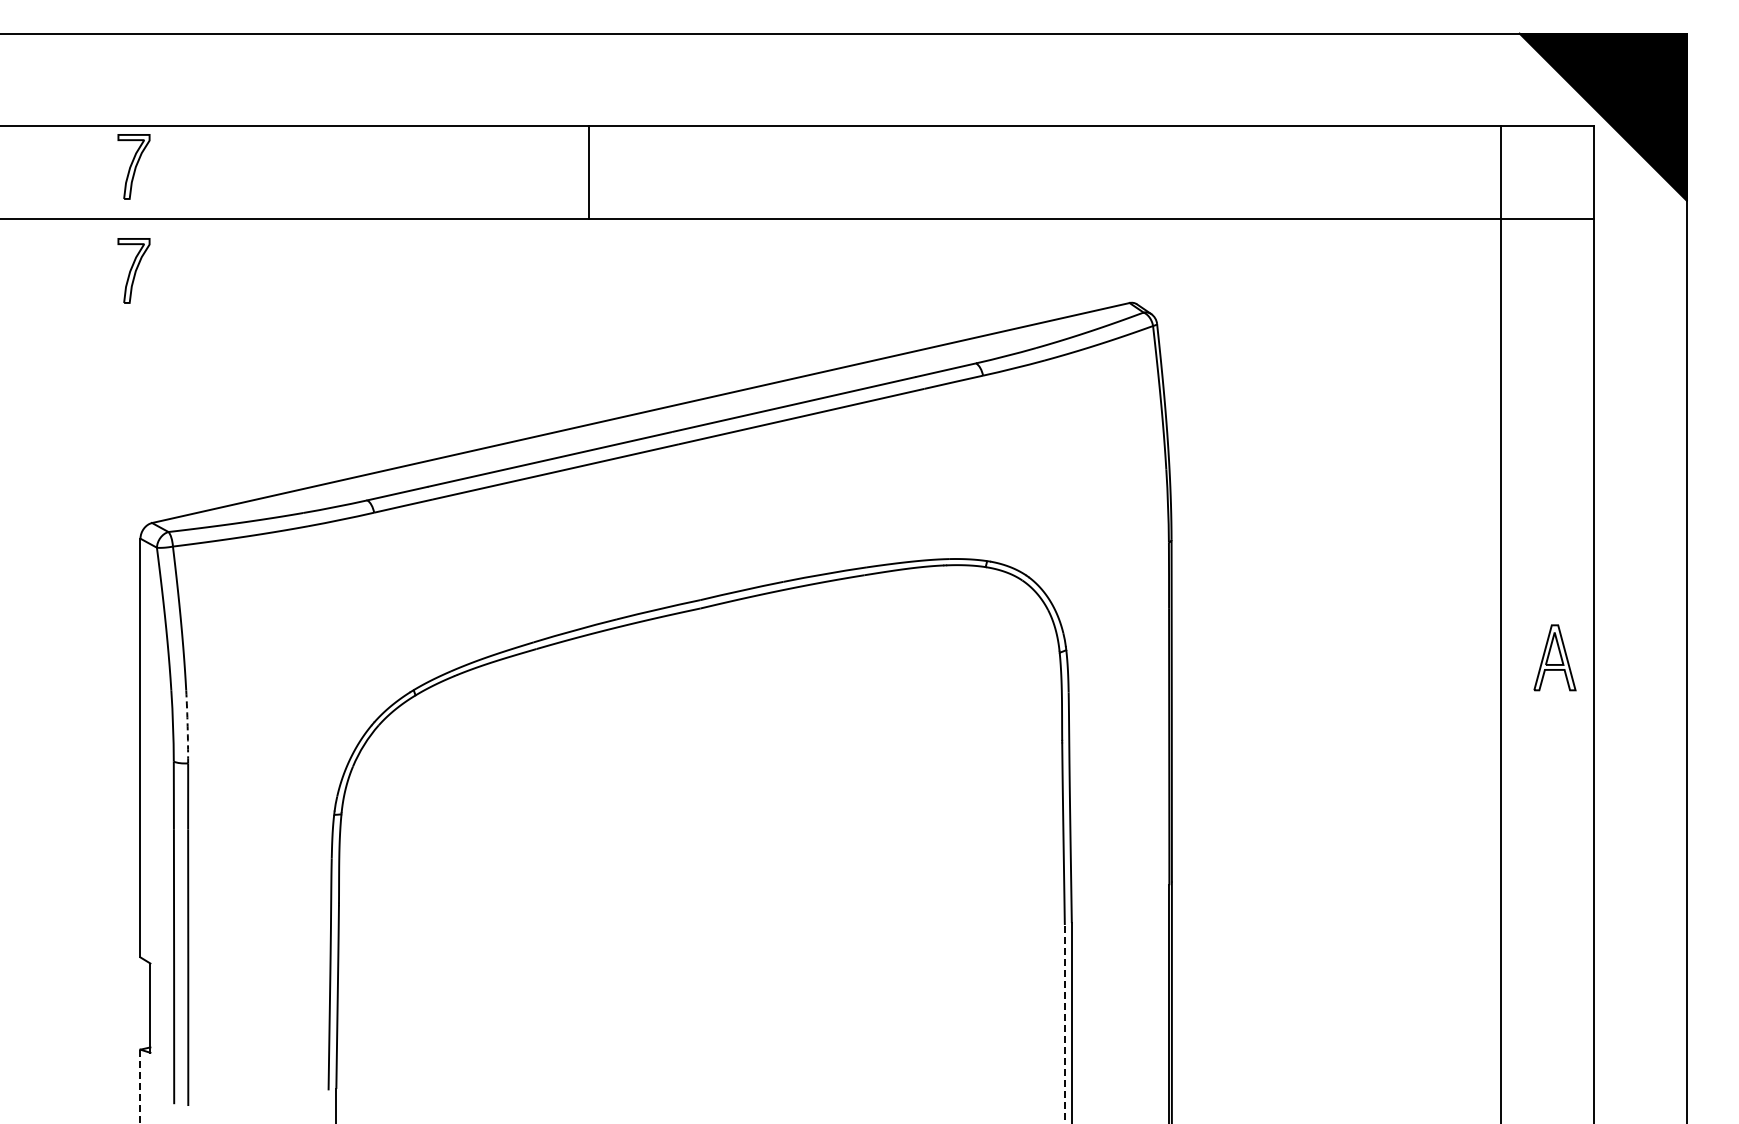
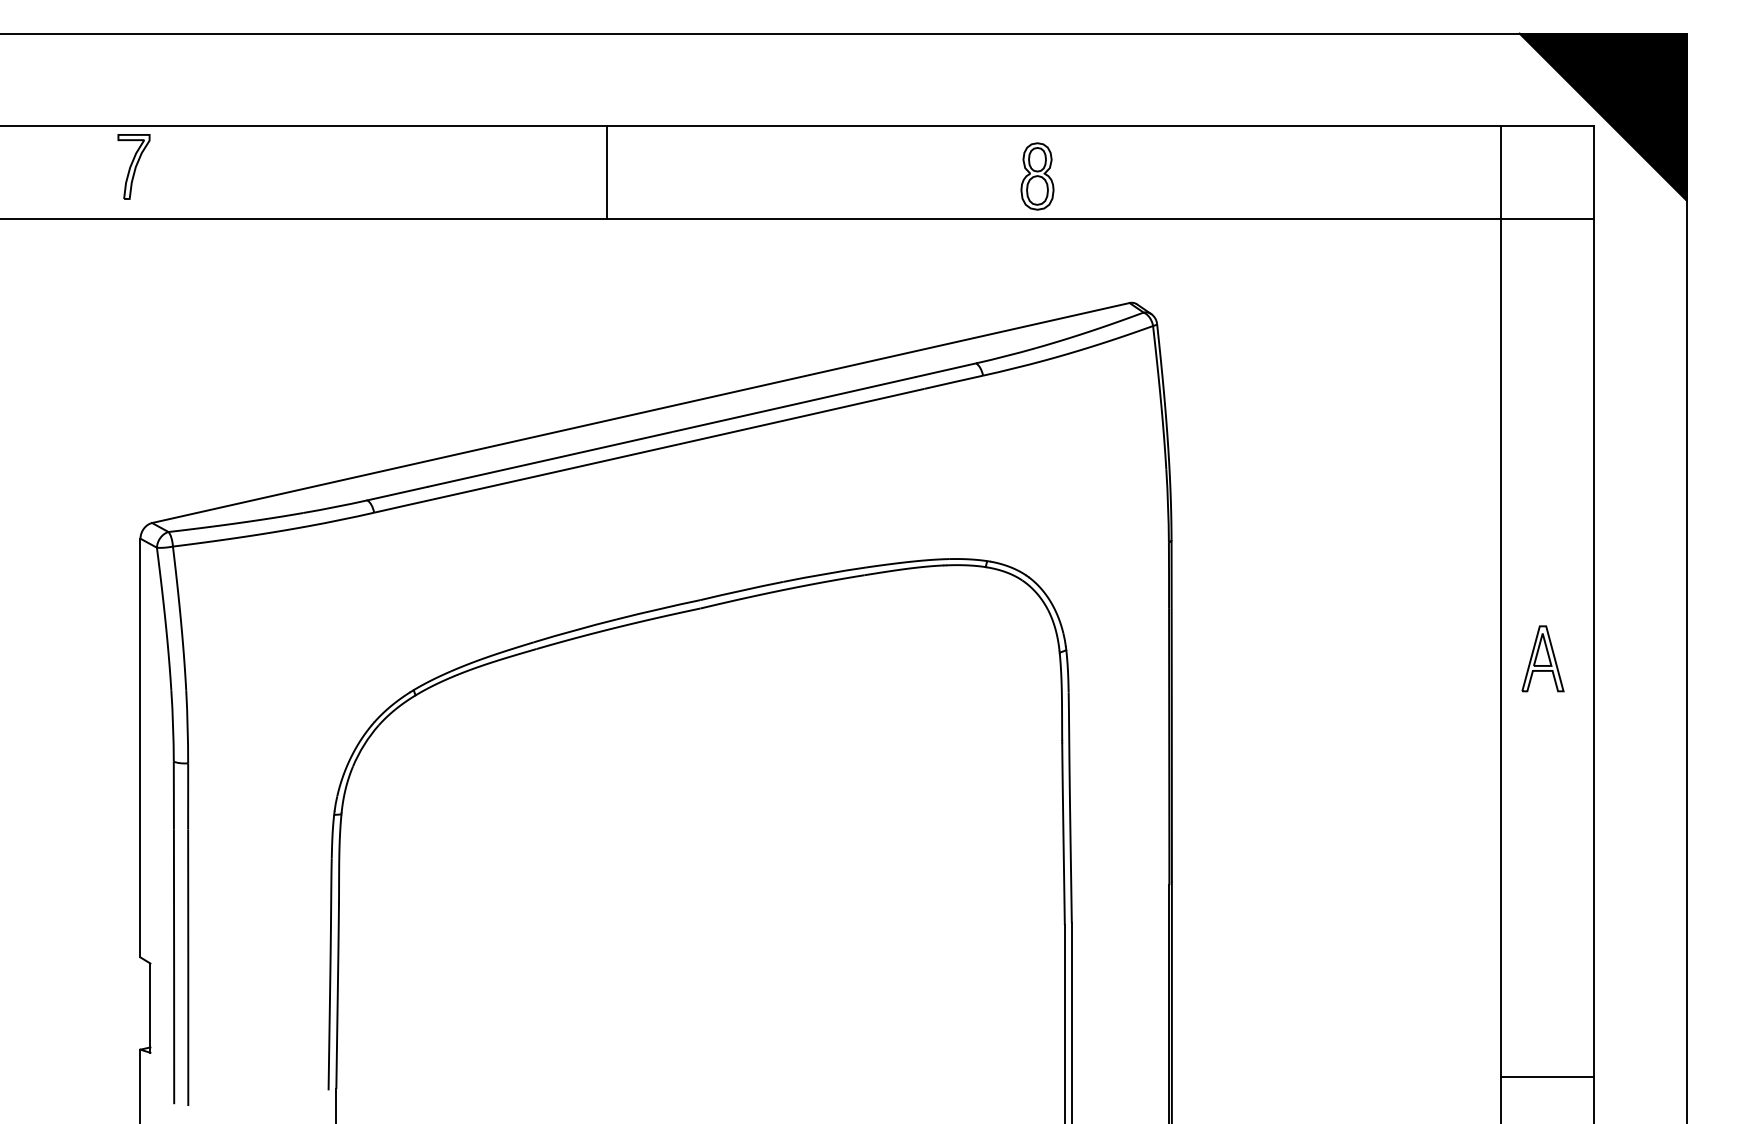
line position: (589, 172) -> (607, 172) (607, 172)
part: none -> present (1037, 176)
part: present -> none (133, 270)
part position: (1554, 657) -> (1542, 658) (1542, 658)
arc: dashed -> solid (187, 726)
line: dashed -> solid (1064, 1023)
line: none -> present (1547, 1076)
line: dashed -> solid (140, 1086)
